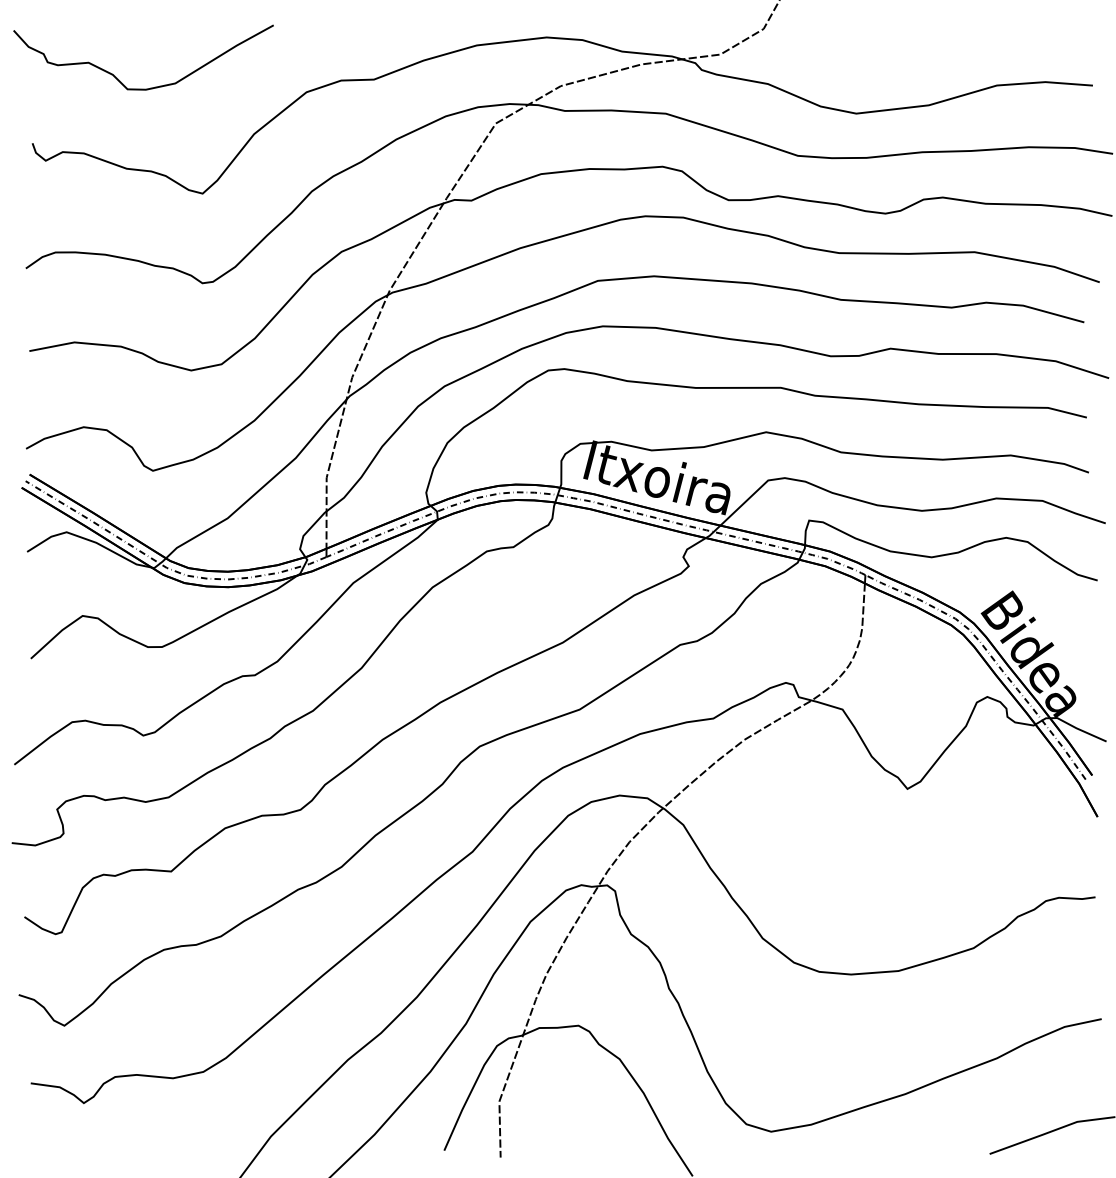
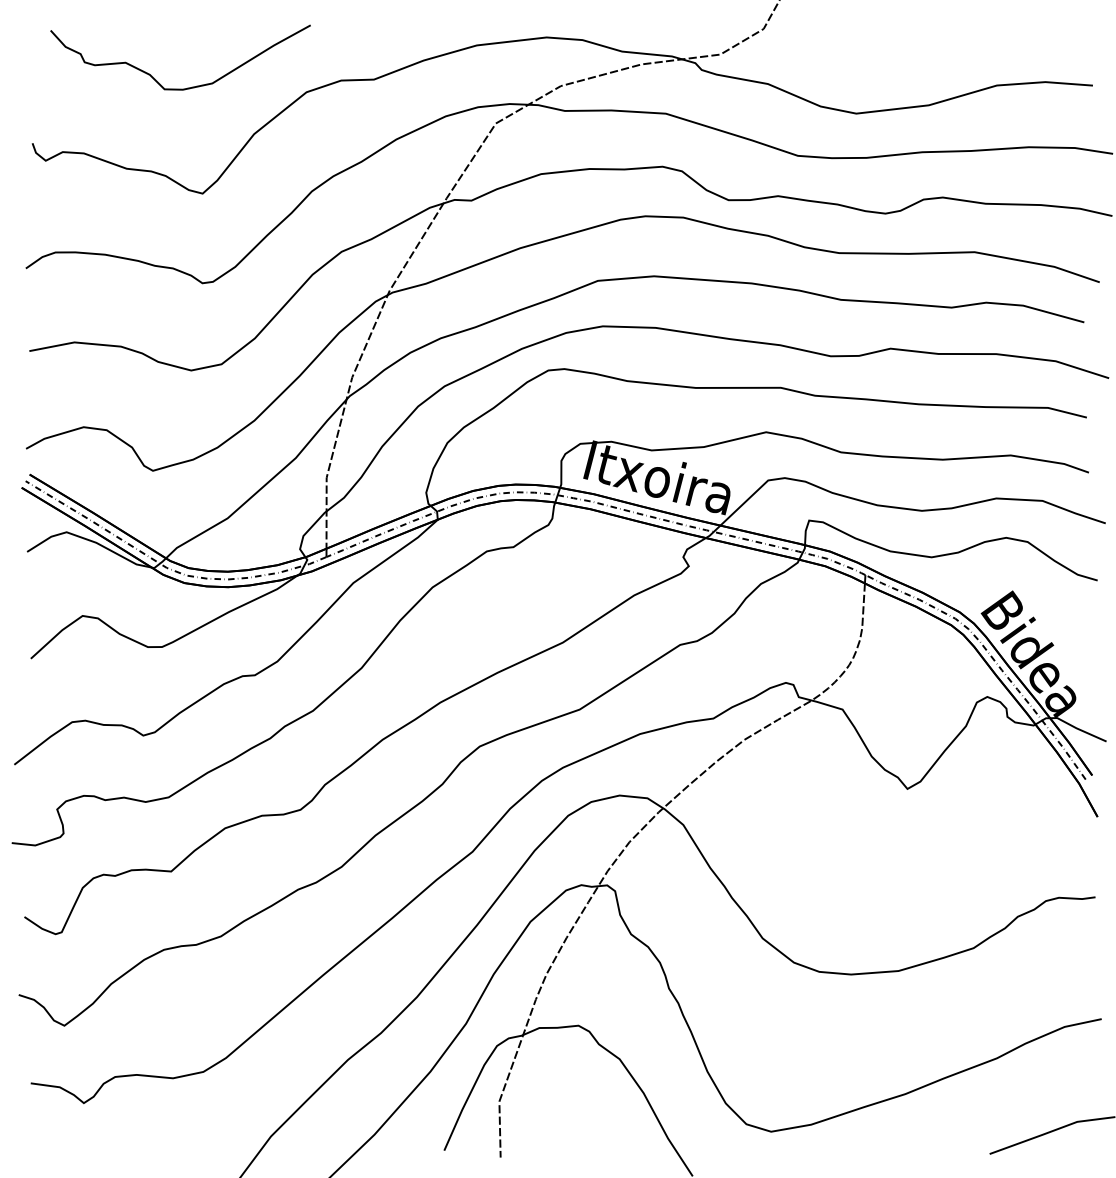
curve position: (150, 87) -> (187, 87) (187, 87)
